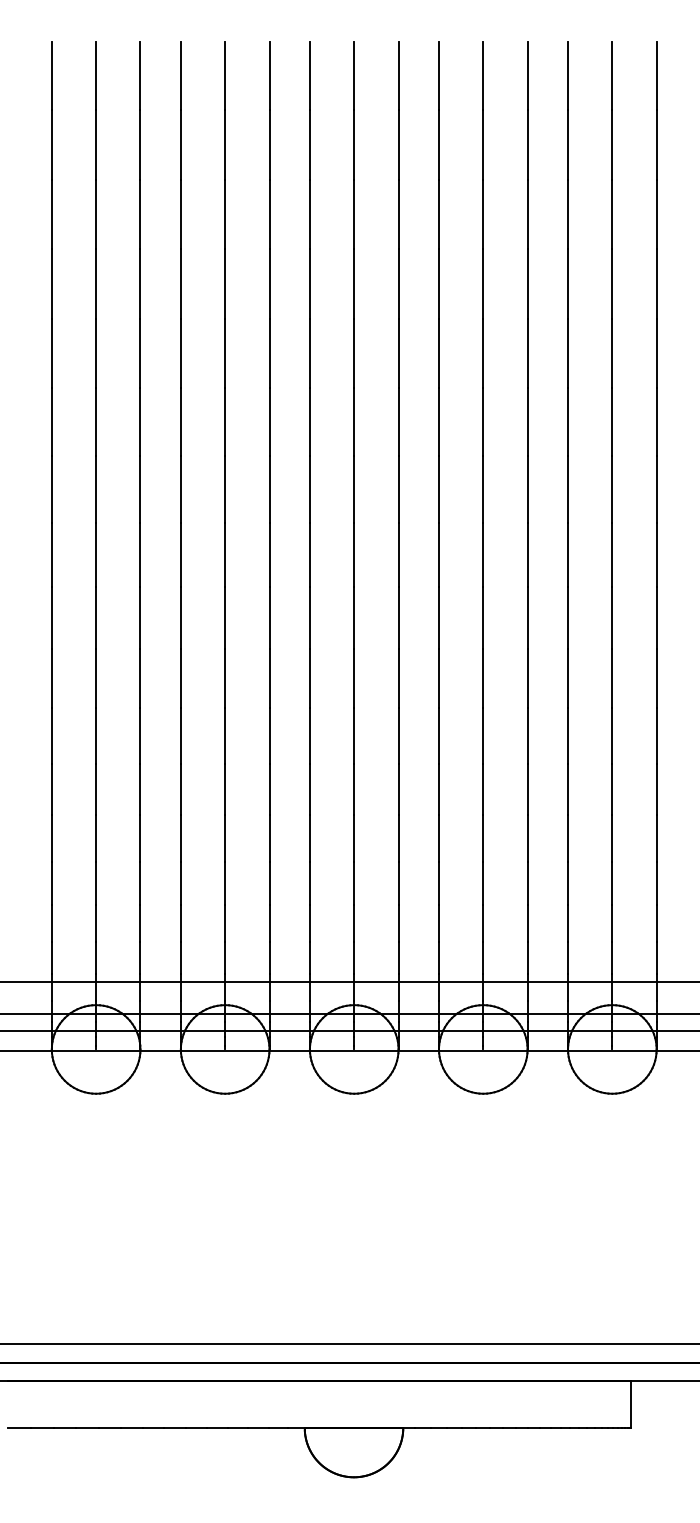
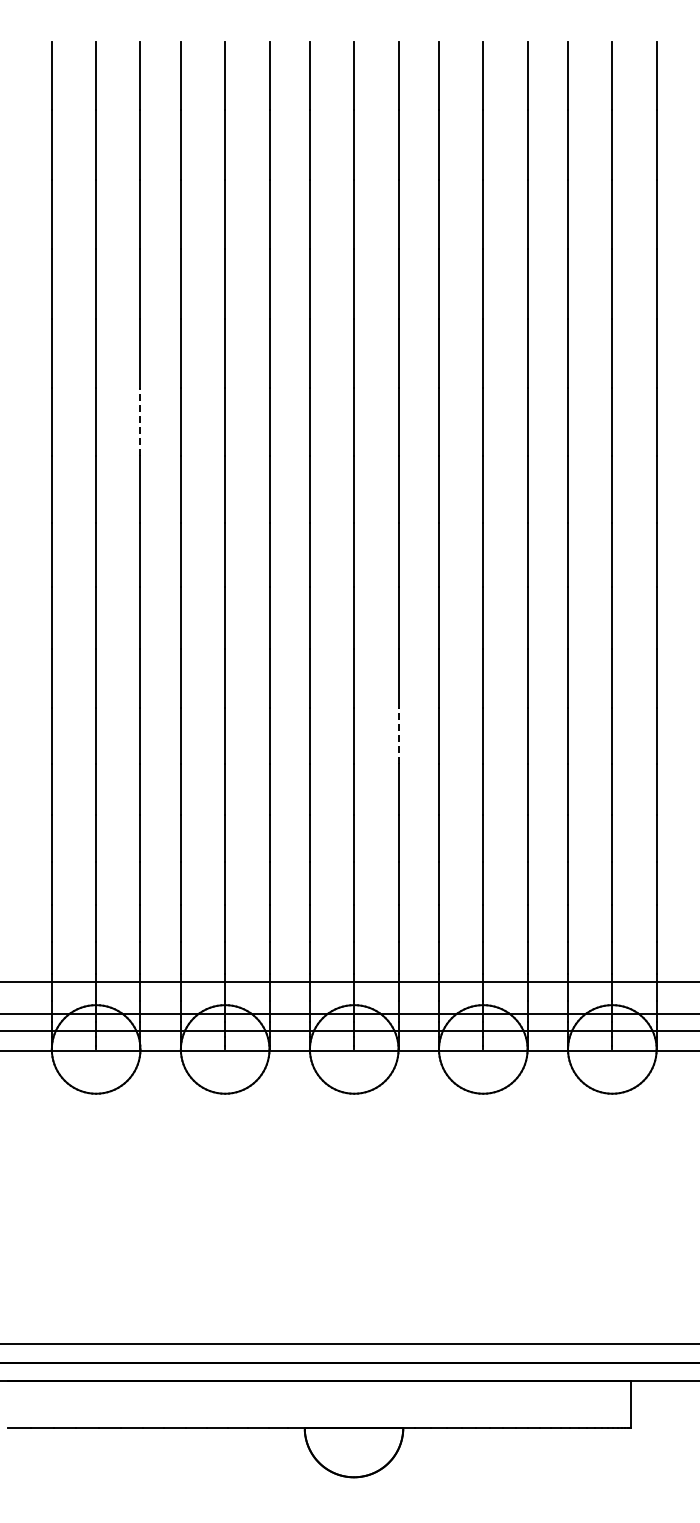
line: solid -> dashed (140, 421)
line: solid -> dashed (398, 735)
